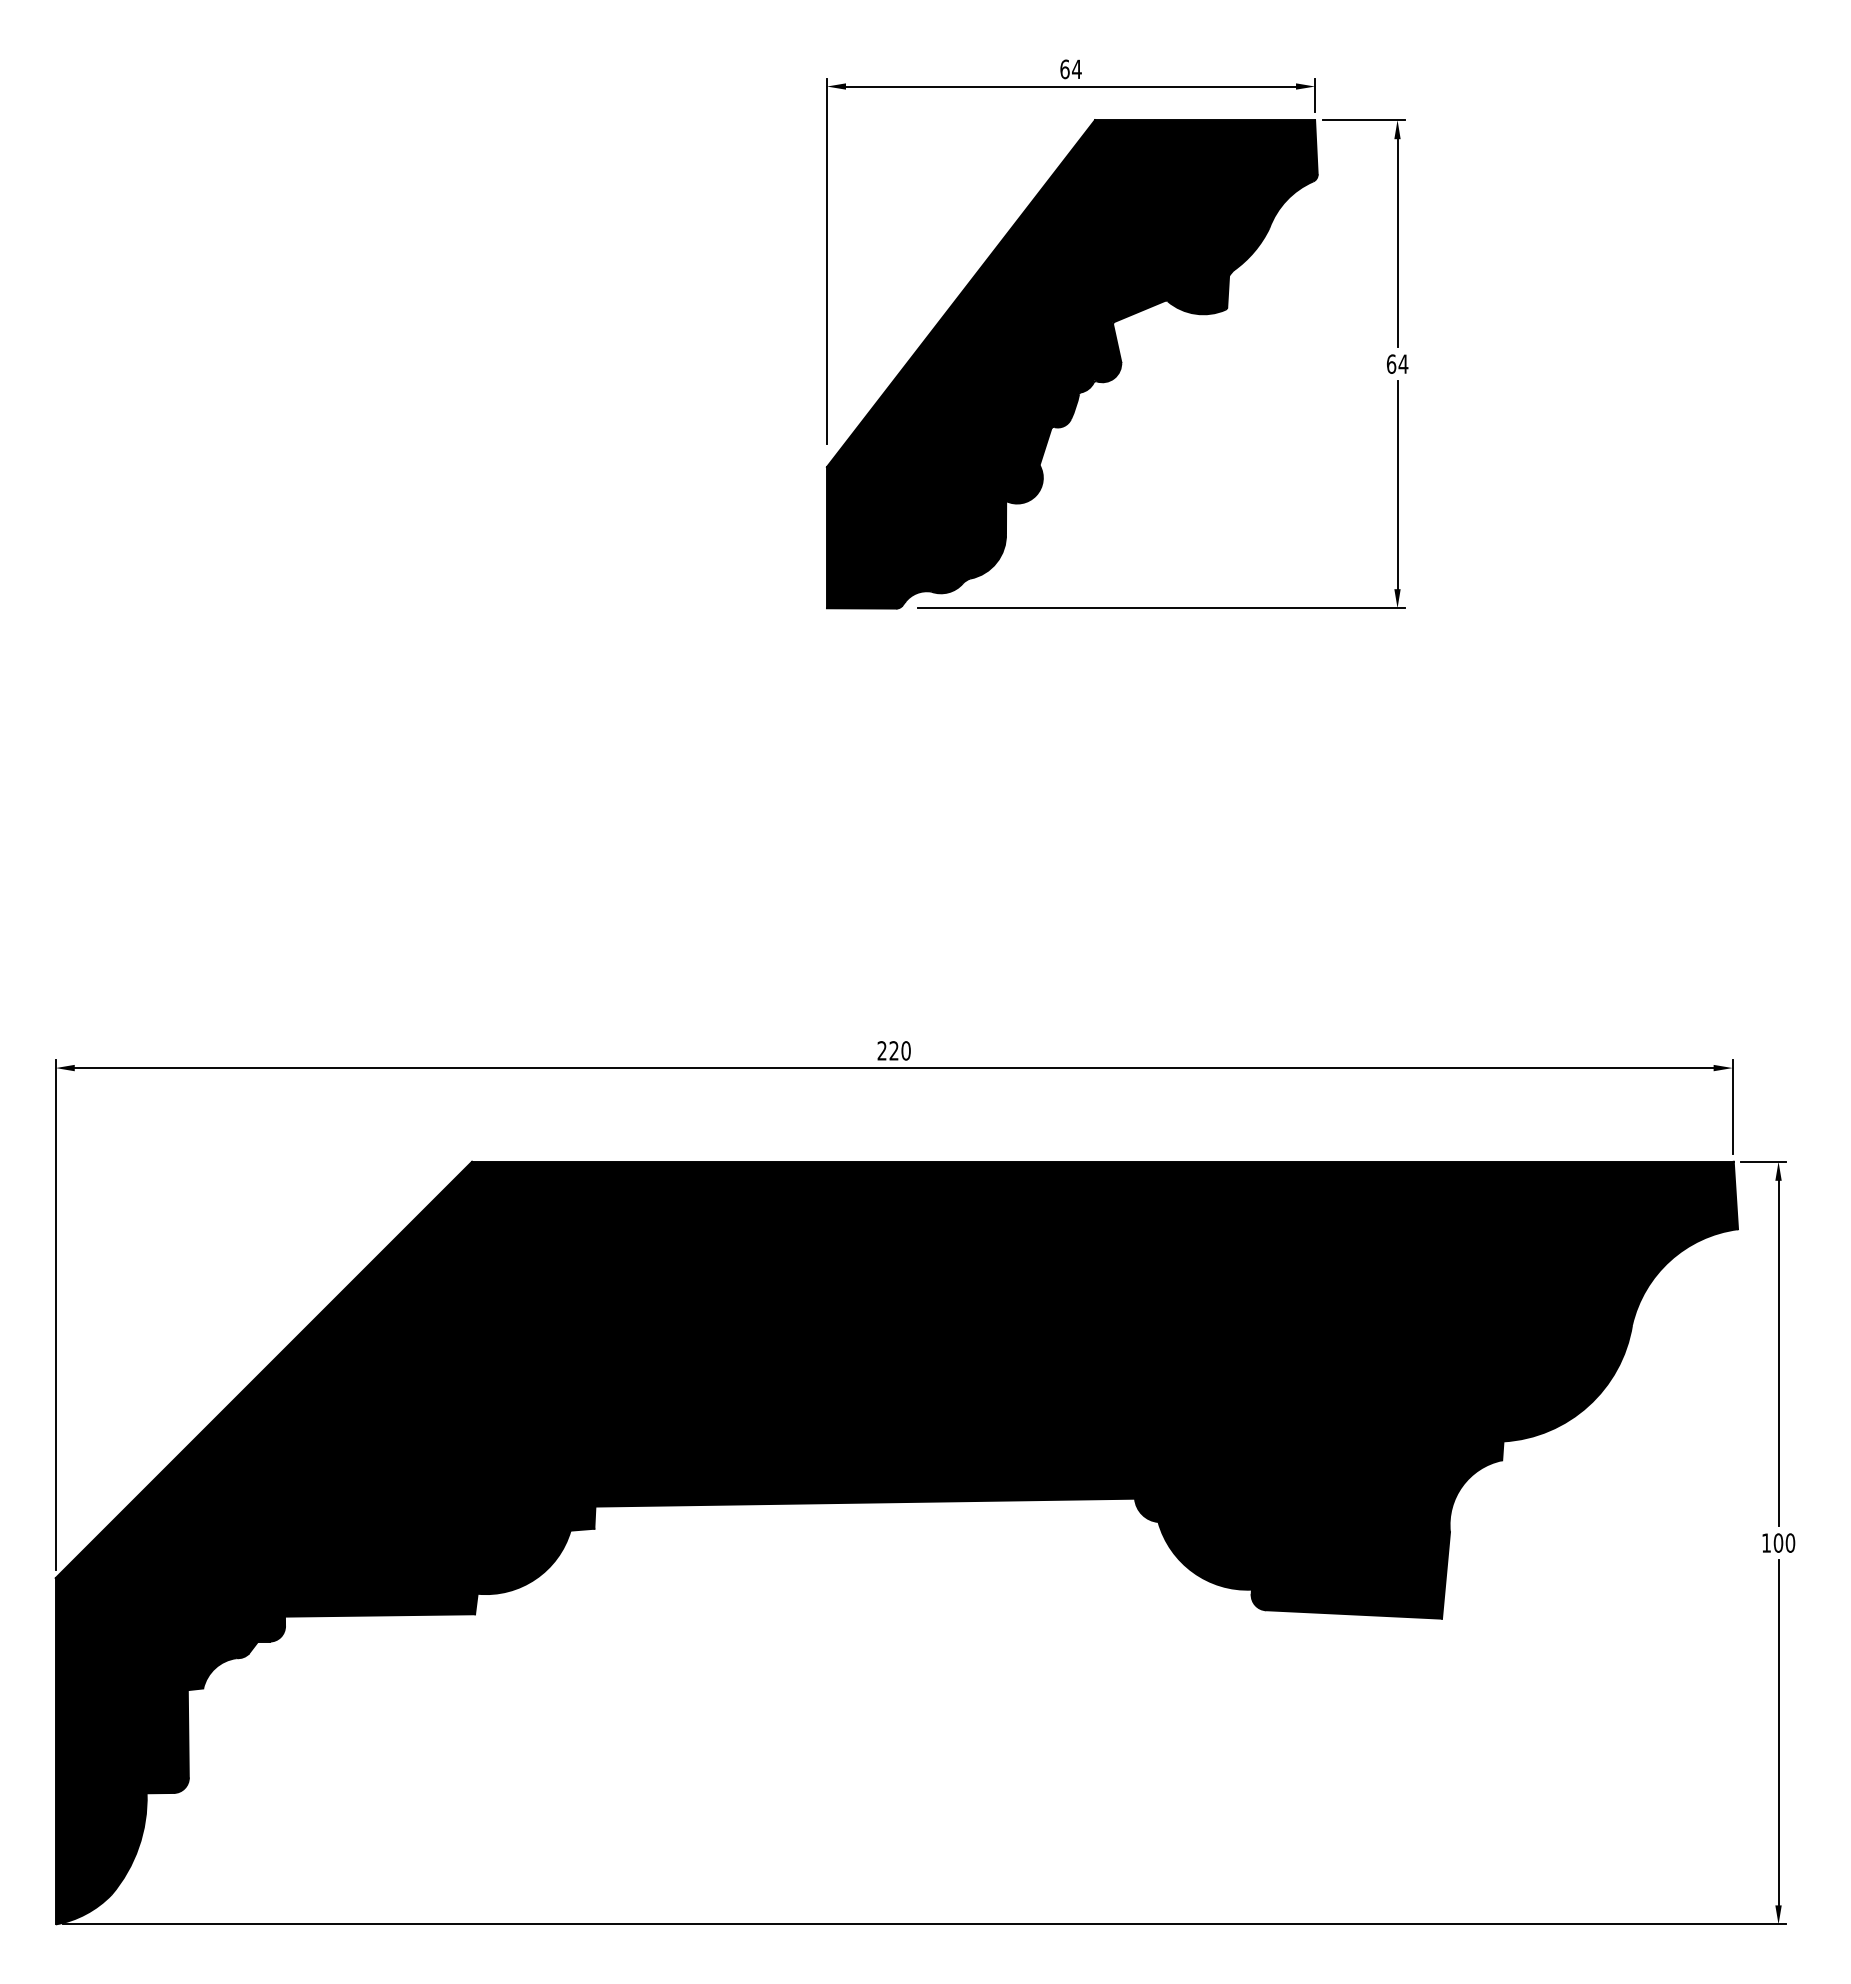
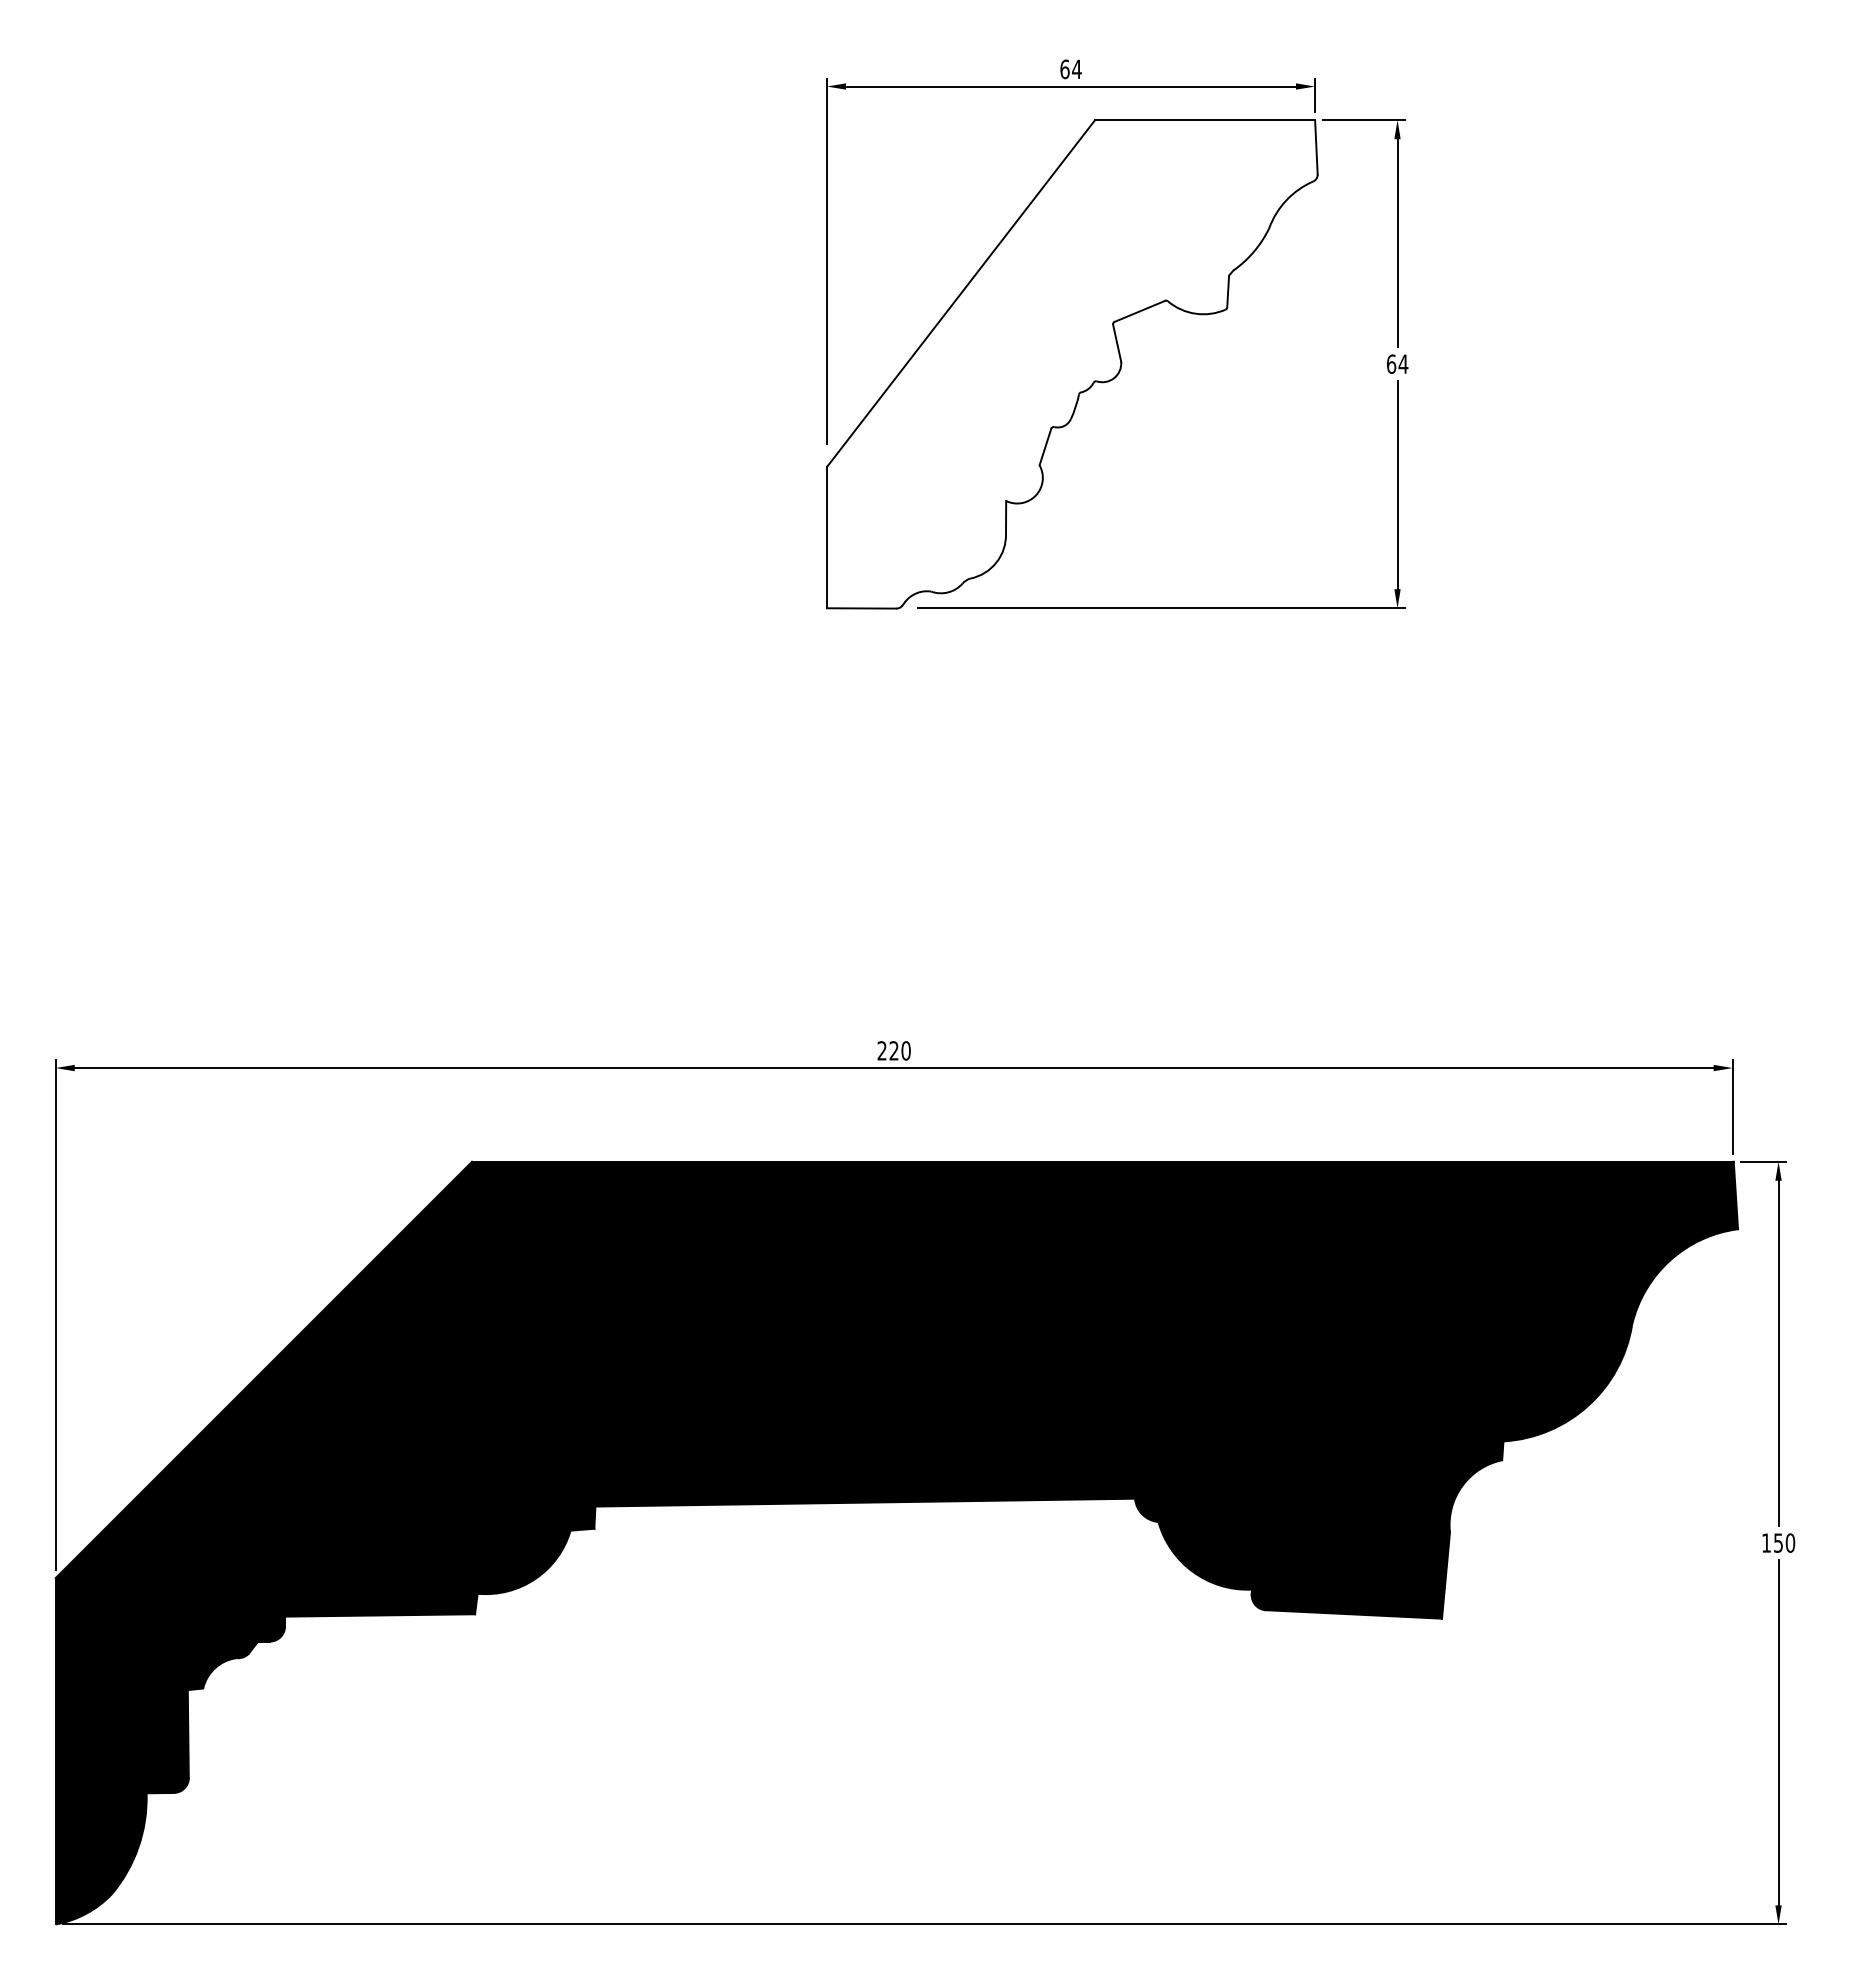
fill: present -> none (1071, 364)
text: 100 -> 150 (1778, 1542)
